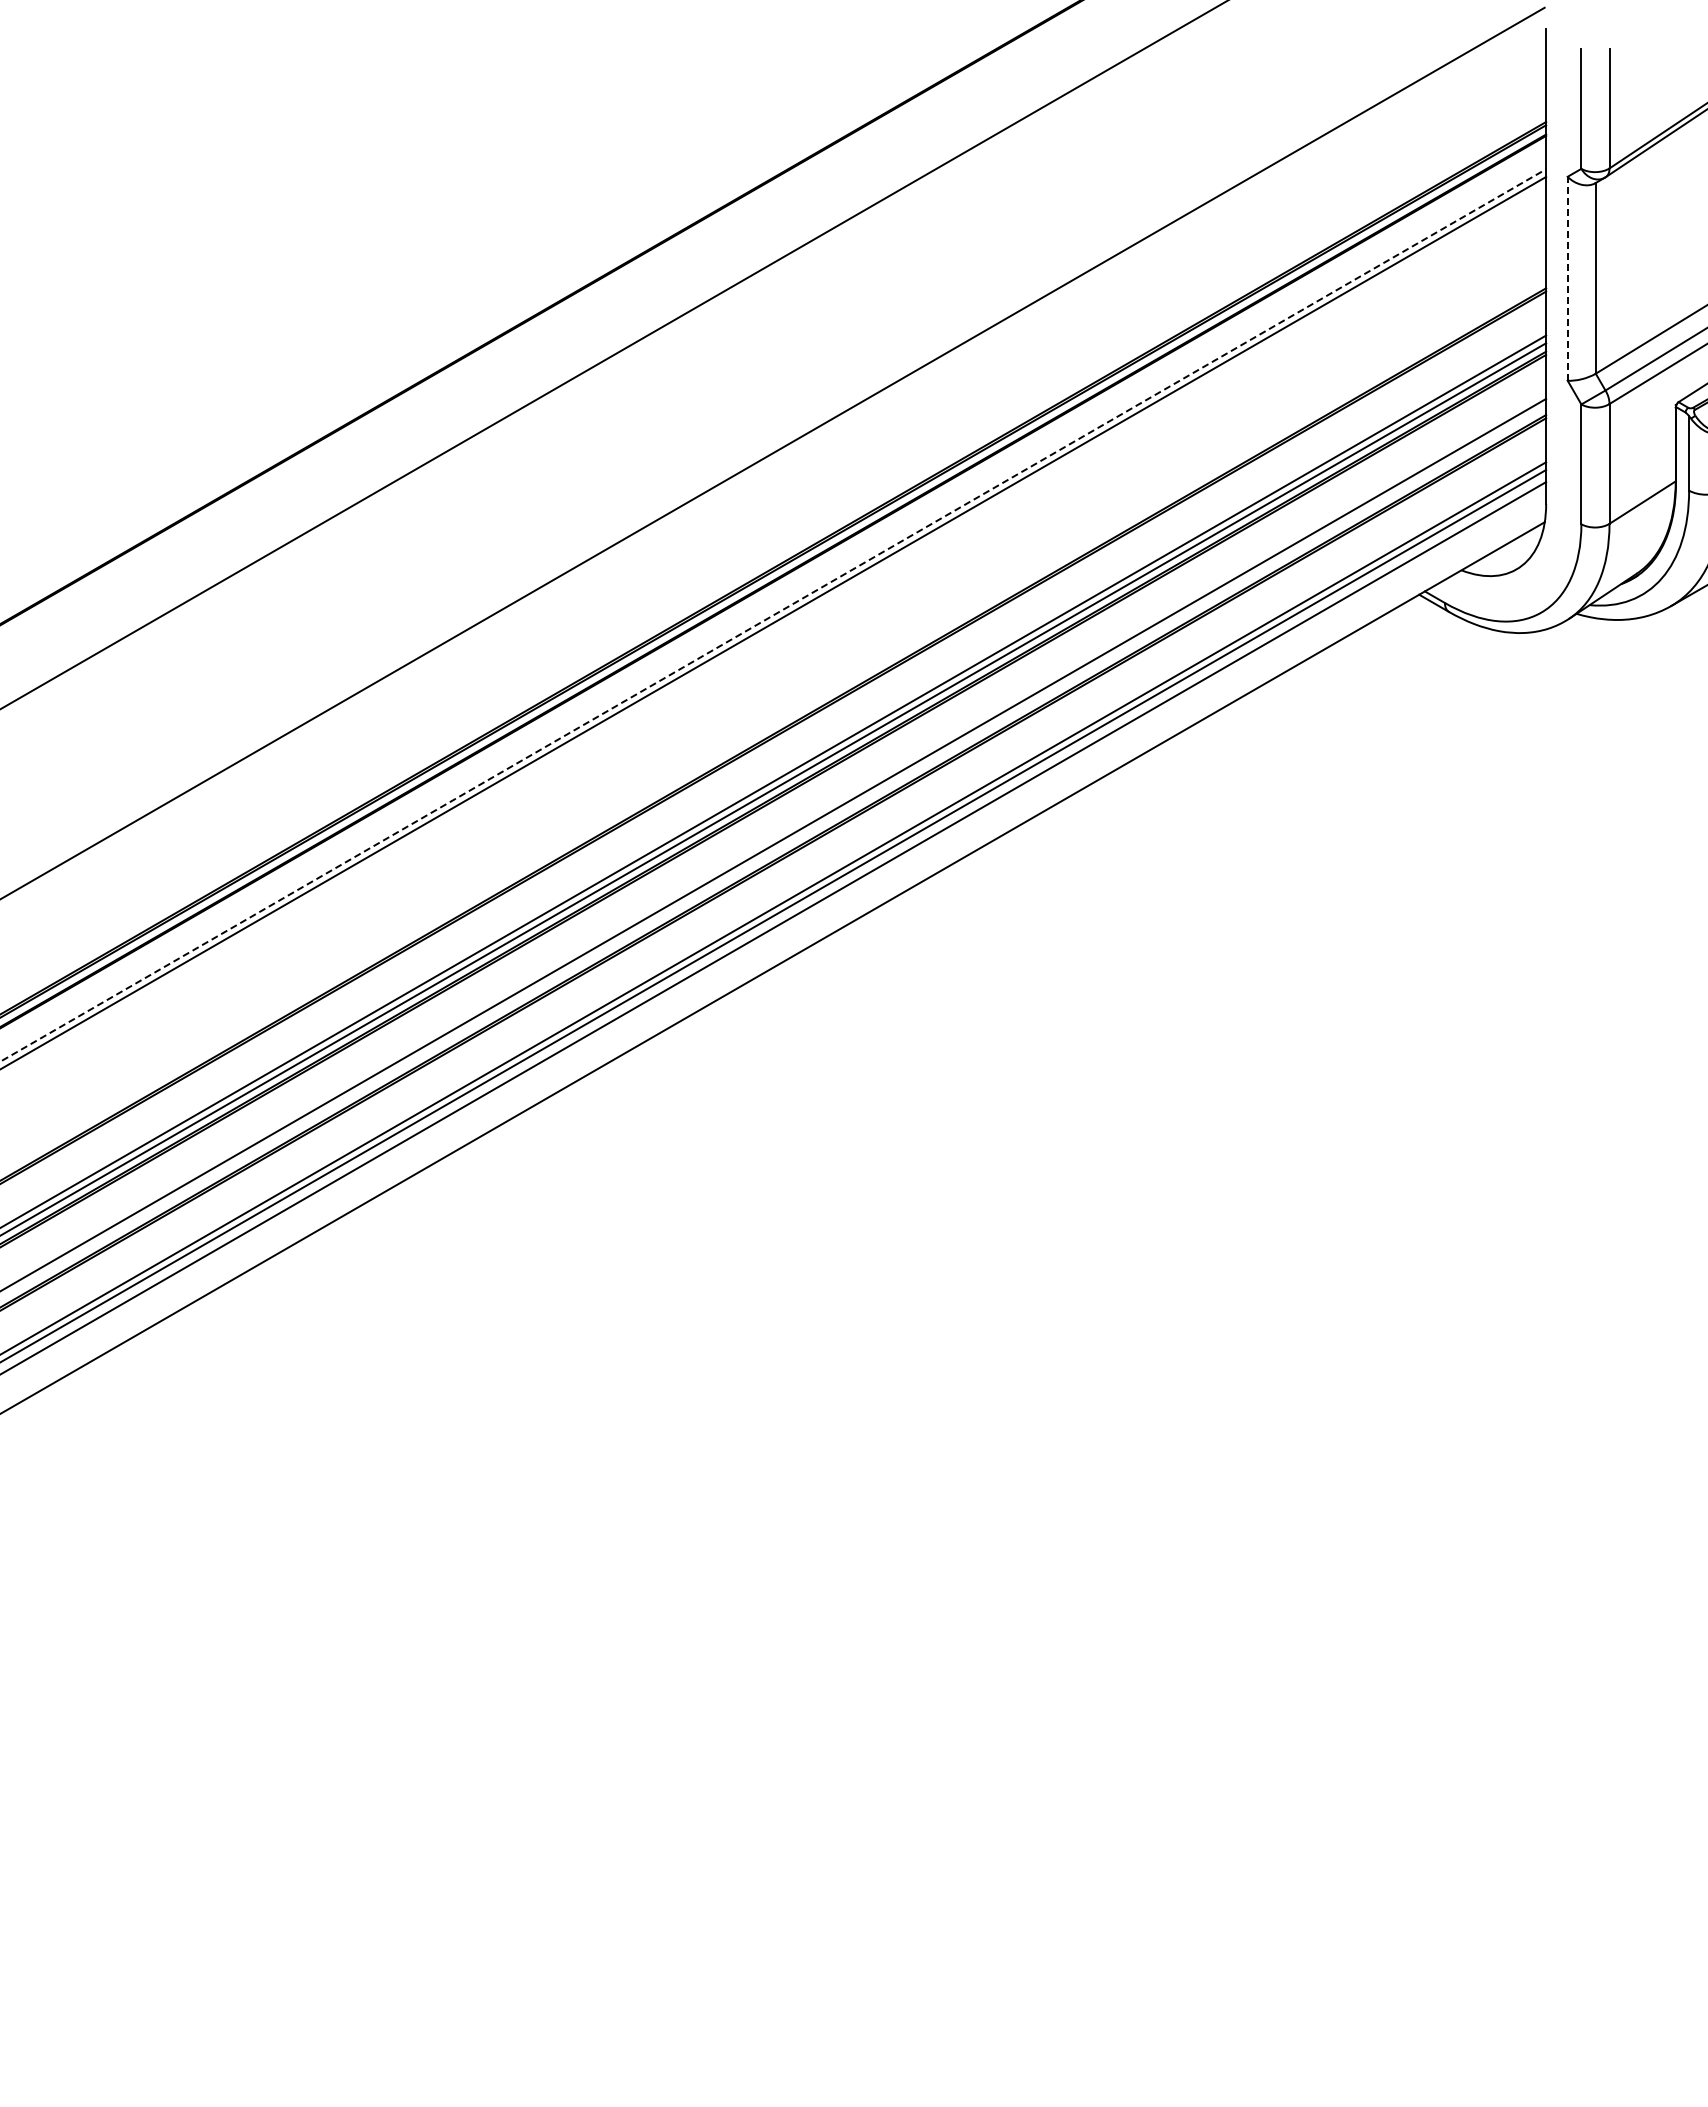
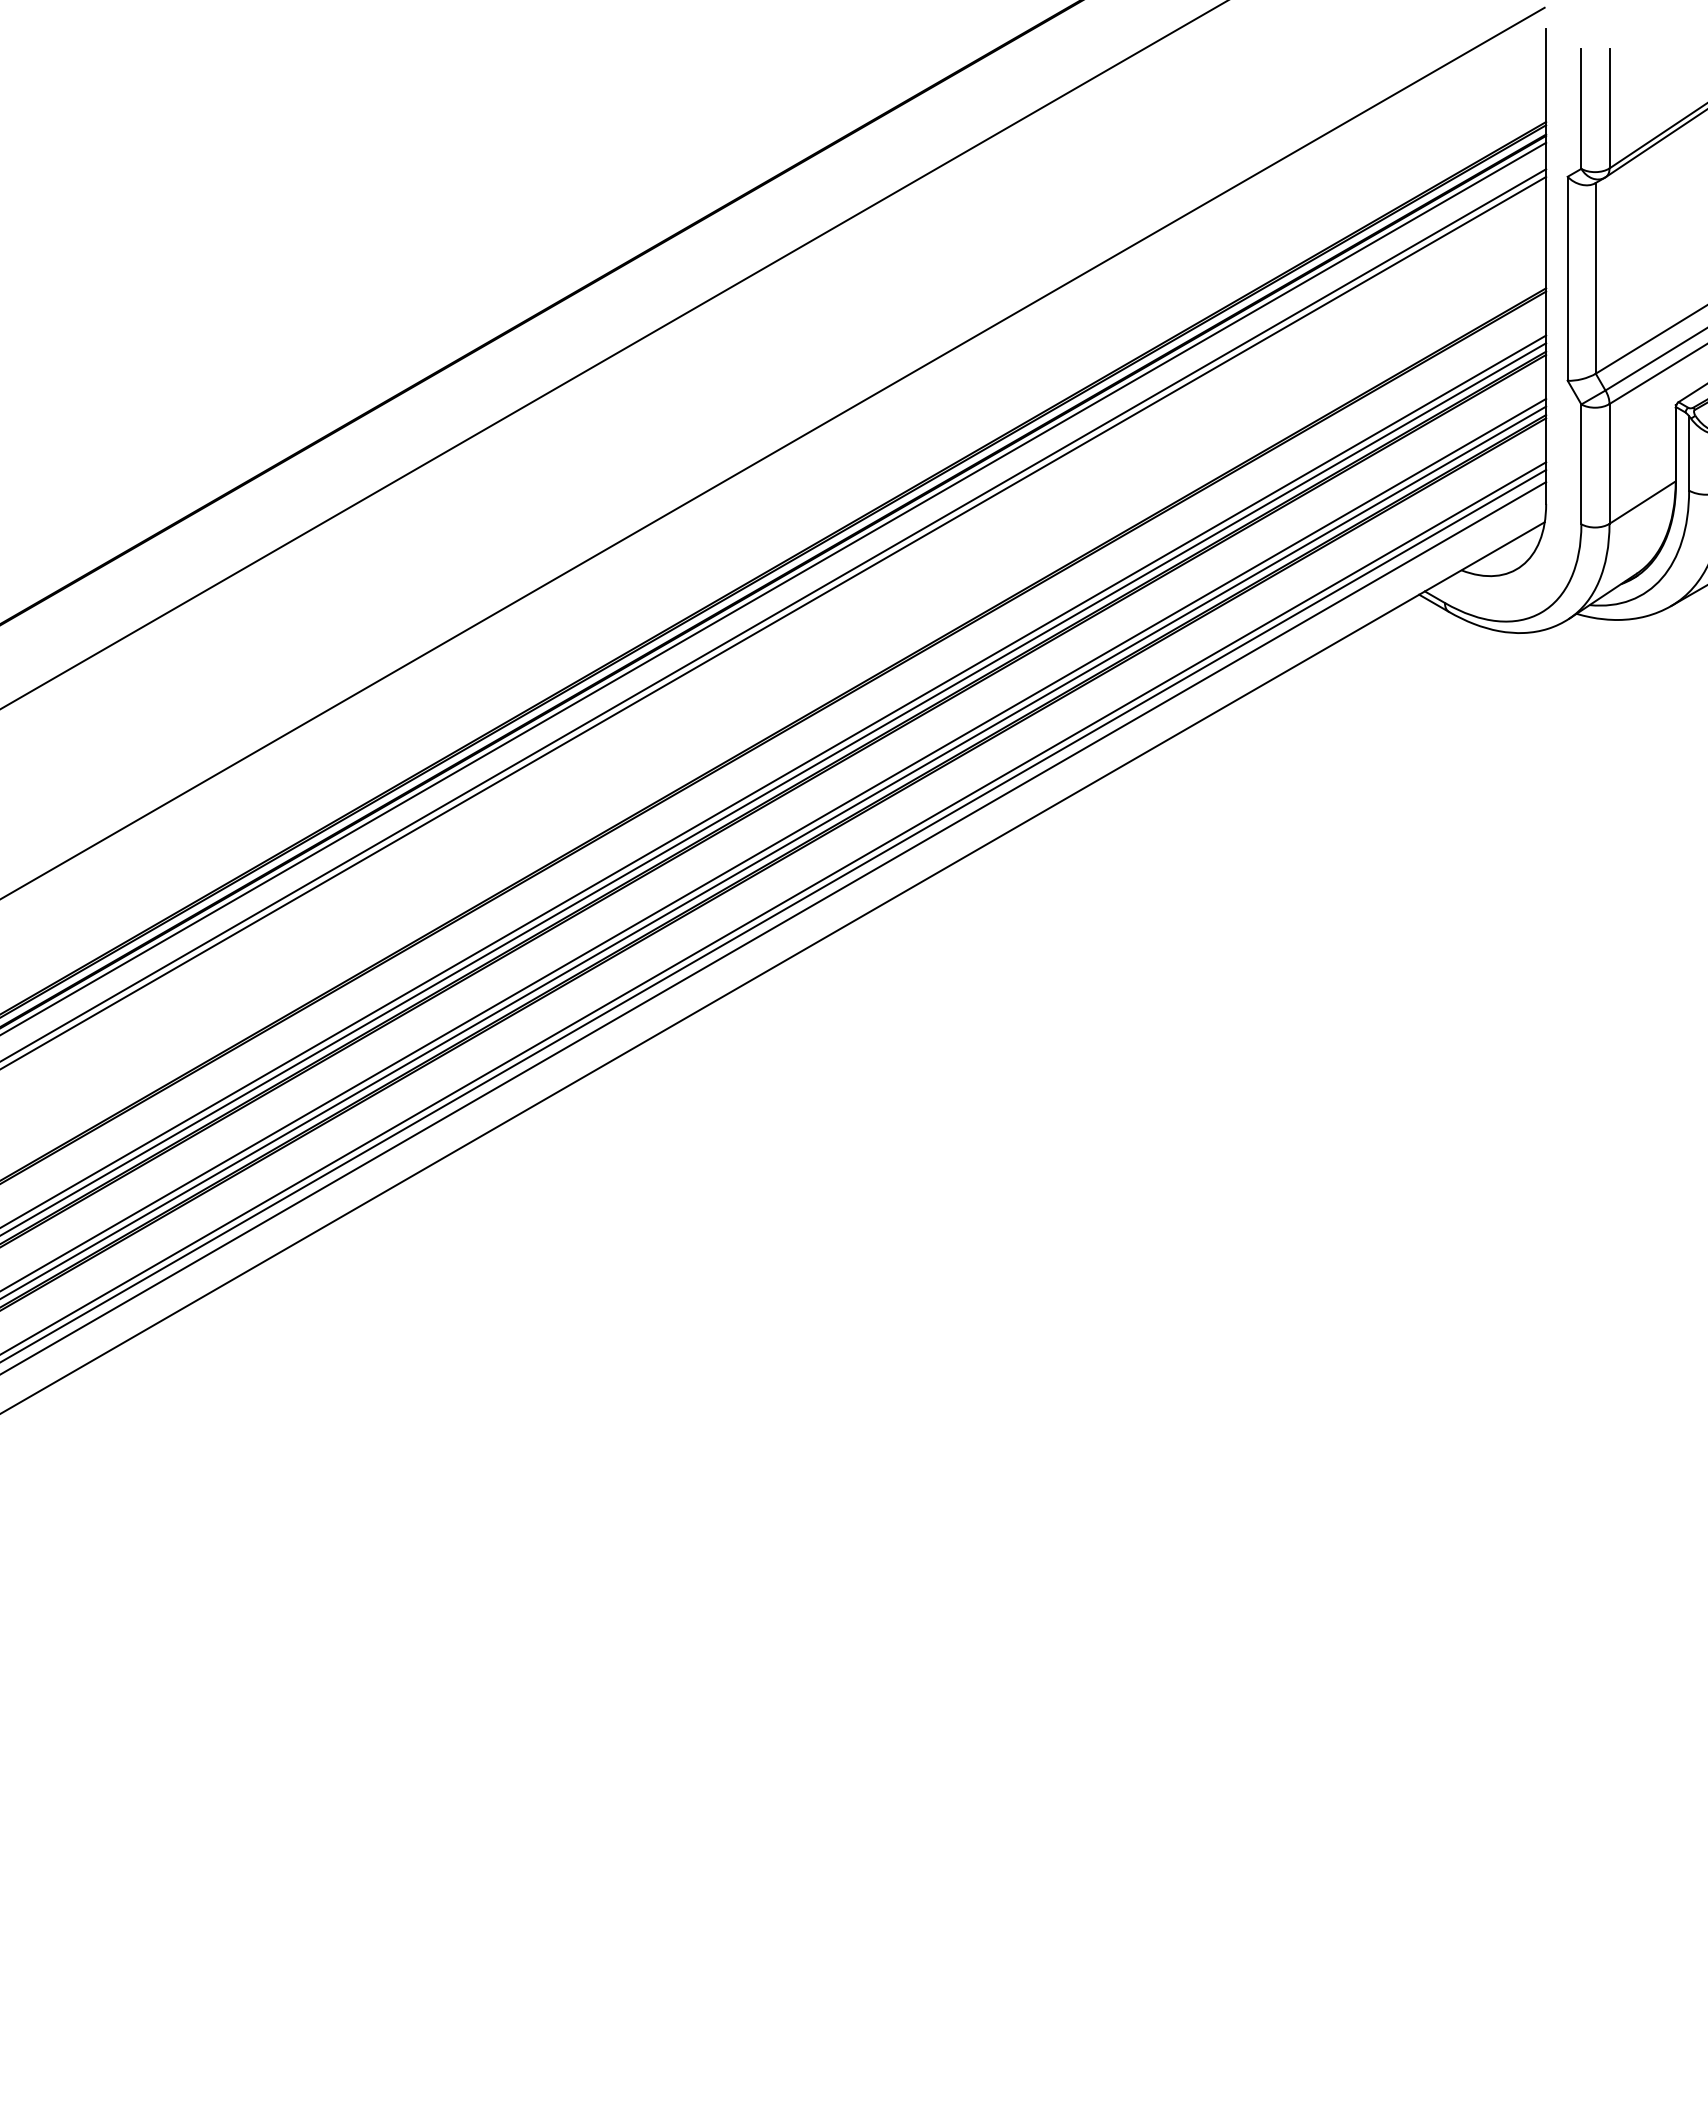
line: dashed -> solid (1567, 278)
line: none -> present (774, 587)
line: dashed -> solid (773, 615)
line: none -> present (774, 852)
